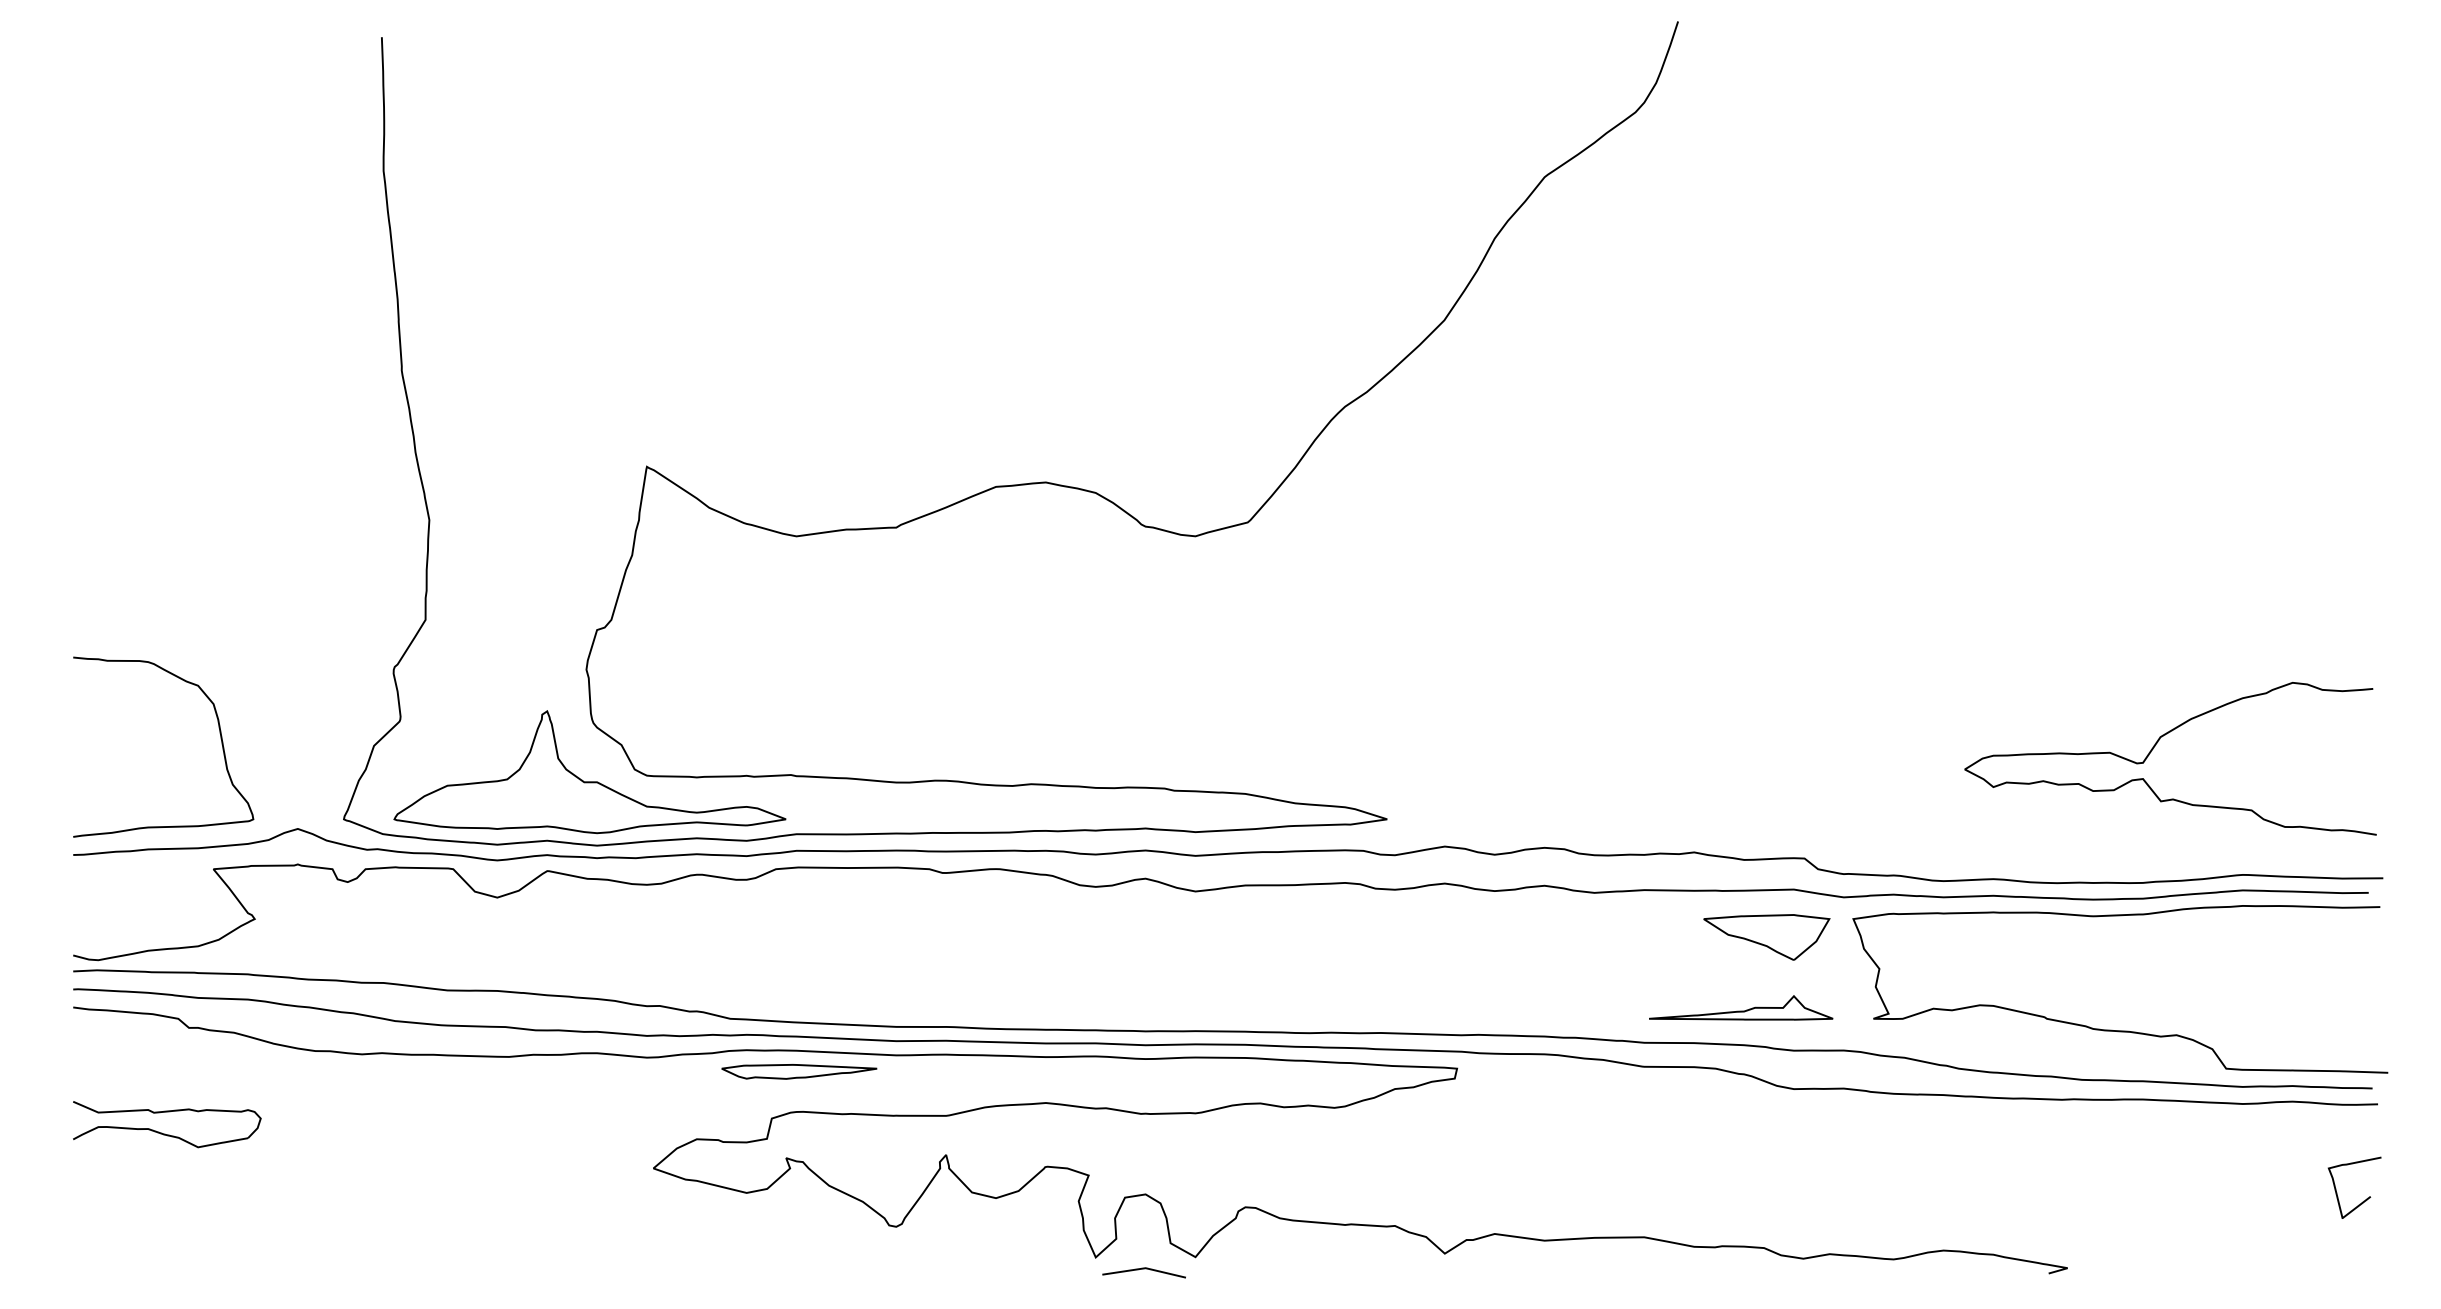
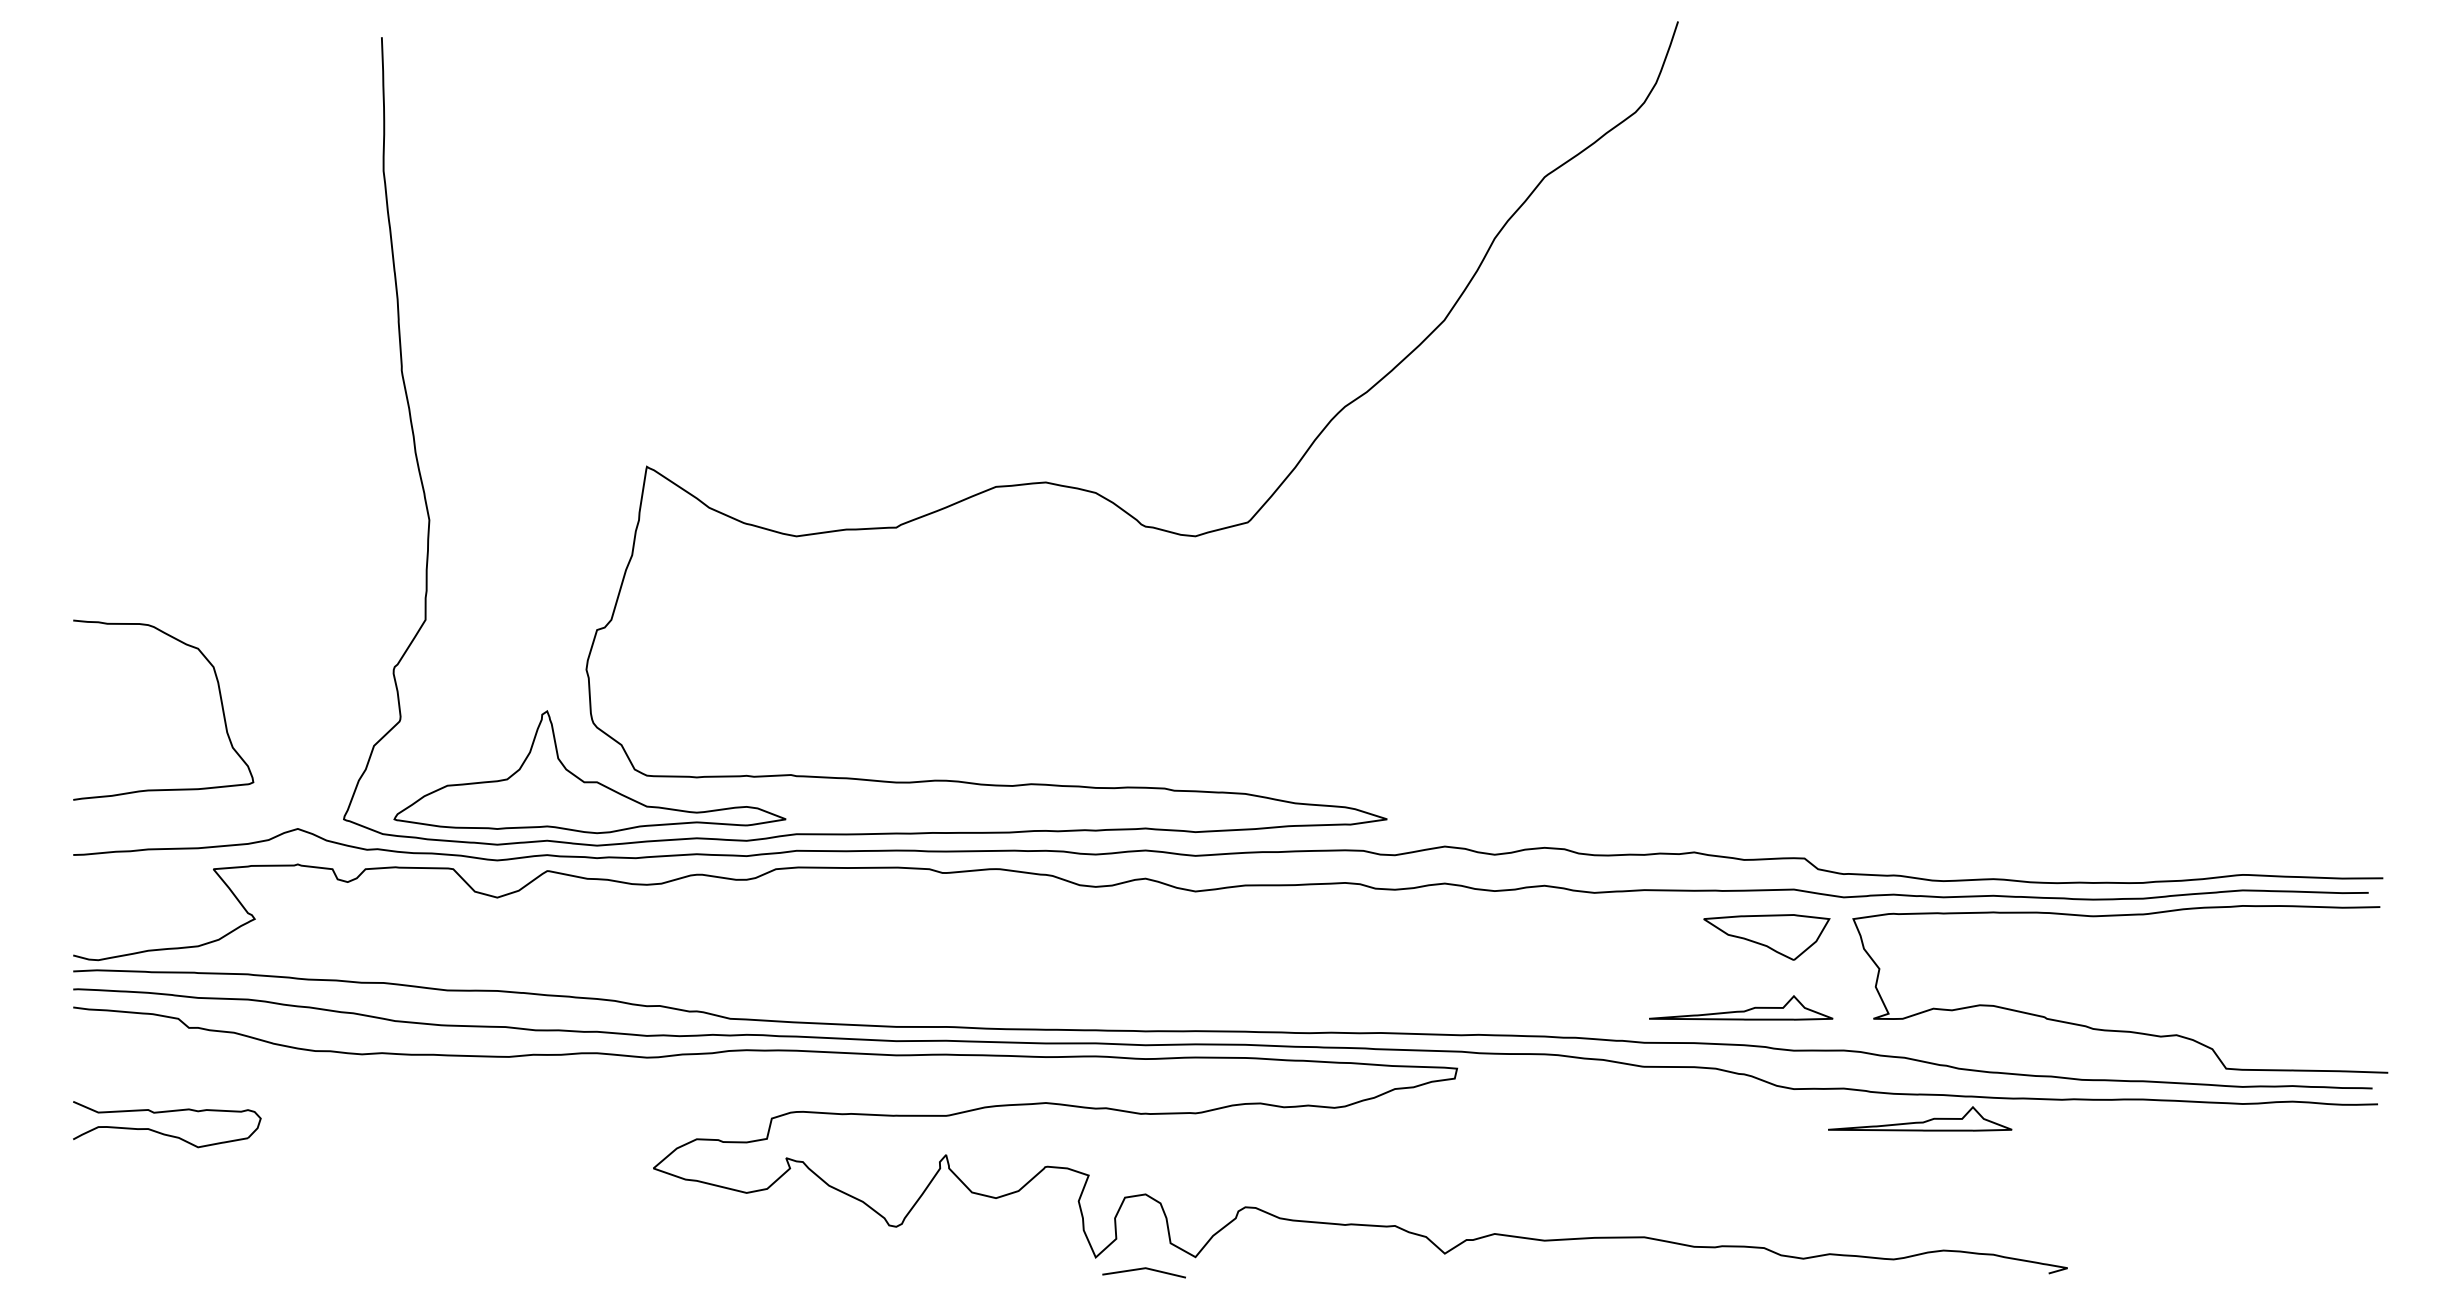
curve position: (220, 739) -> (220, 702) (220, 702)
curve: present -> none (2155, 746)
part: present -> none (799, 1071)
part: none -> present (1920, 1118)
curve: present -> none (2362, 1201)
